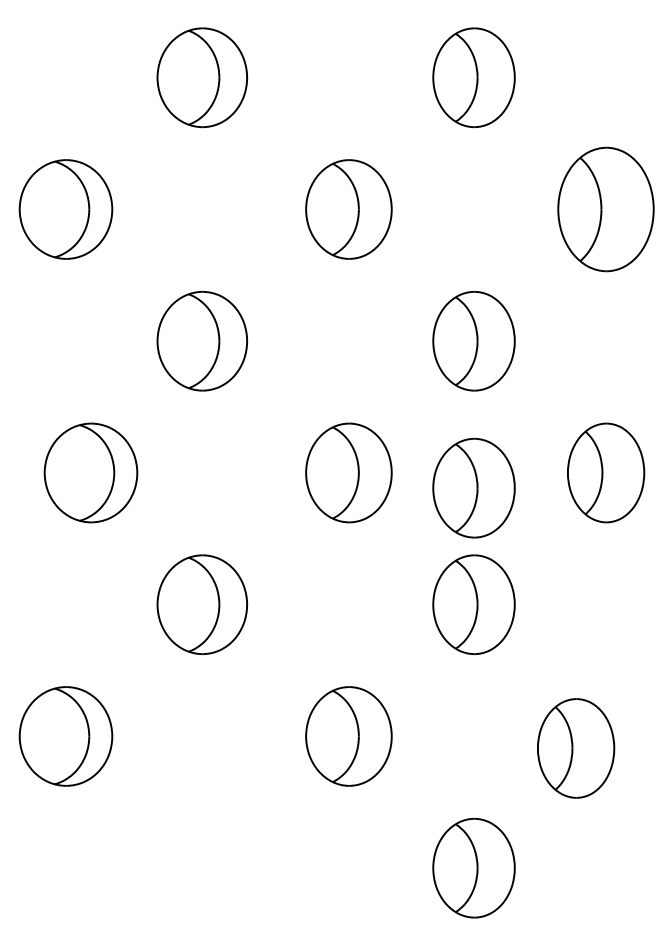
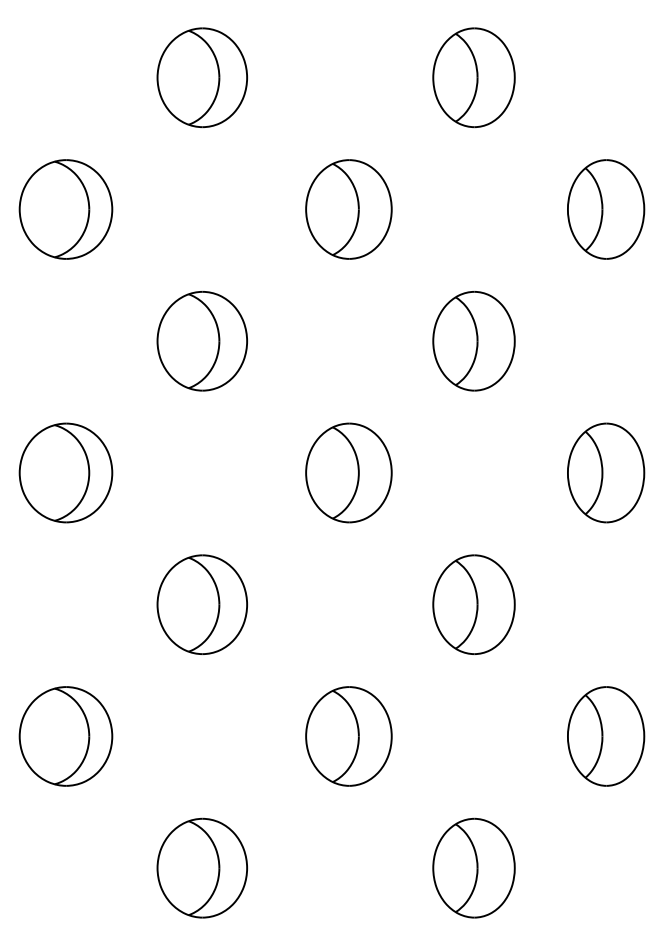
part size: 98x127 px -> 79x101 px (606, 209)
part position: (90, 472) -> (65, 472) (65, 472)
part: present -> none (473, 487)
part position: (576, 748) -> (606, 736) (606, 736)
part: none -> present (201, 867)
